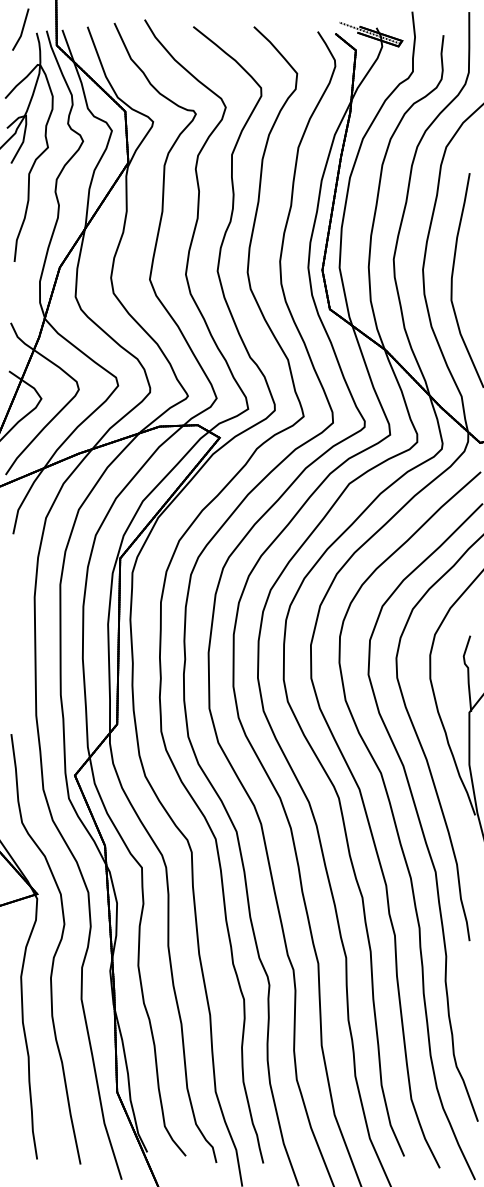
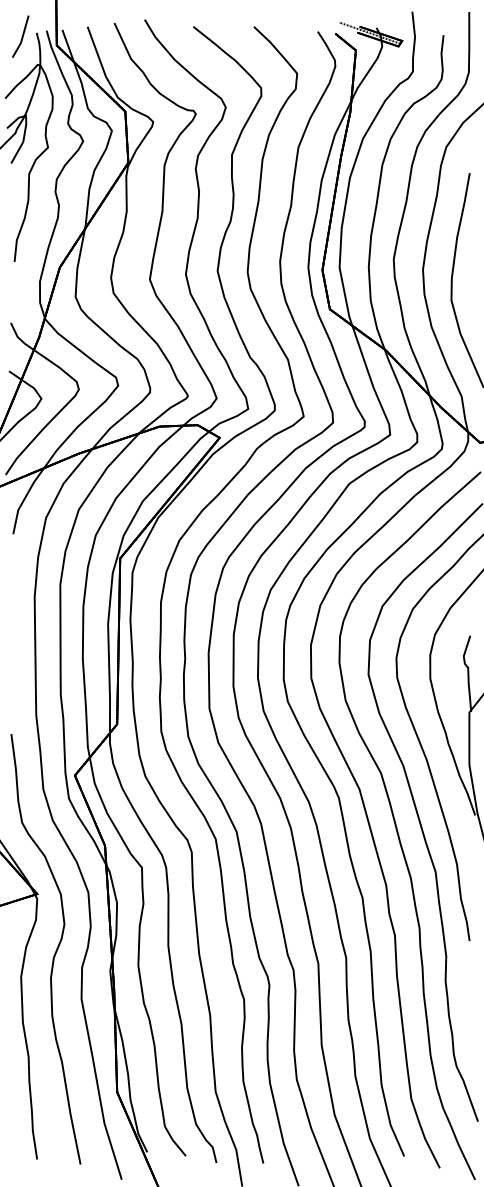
line position: (21, 29) -> (21, 36) (21, 36)
